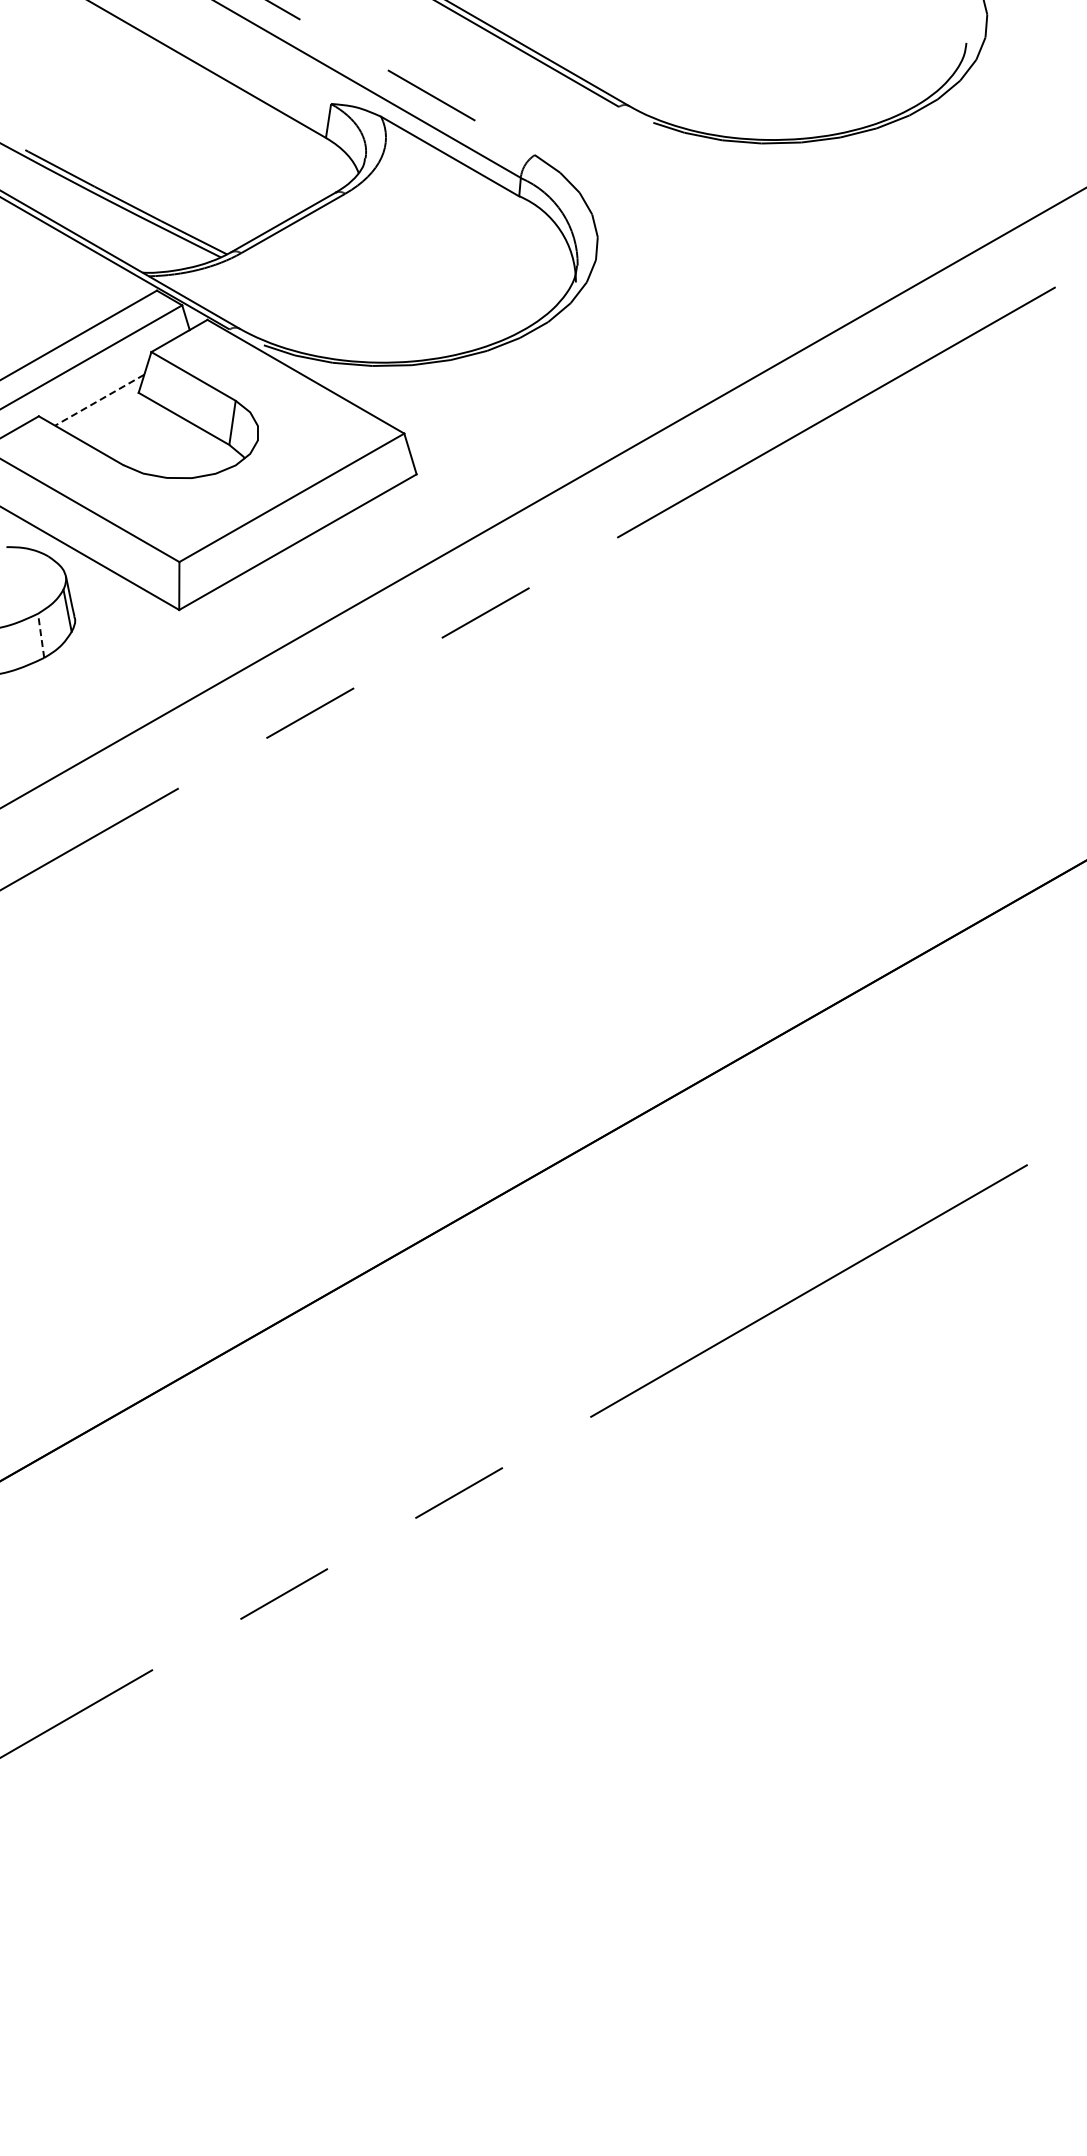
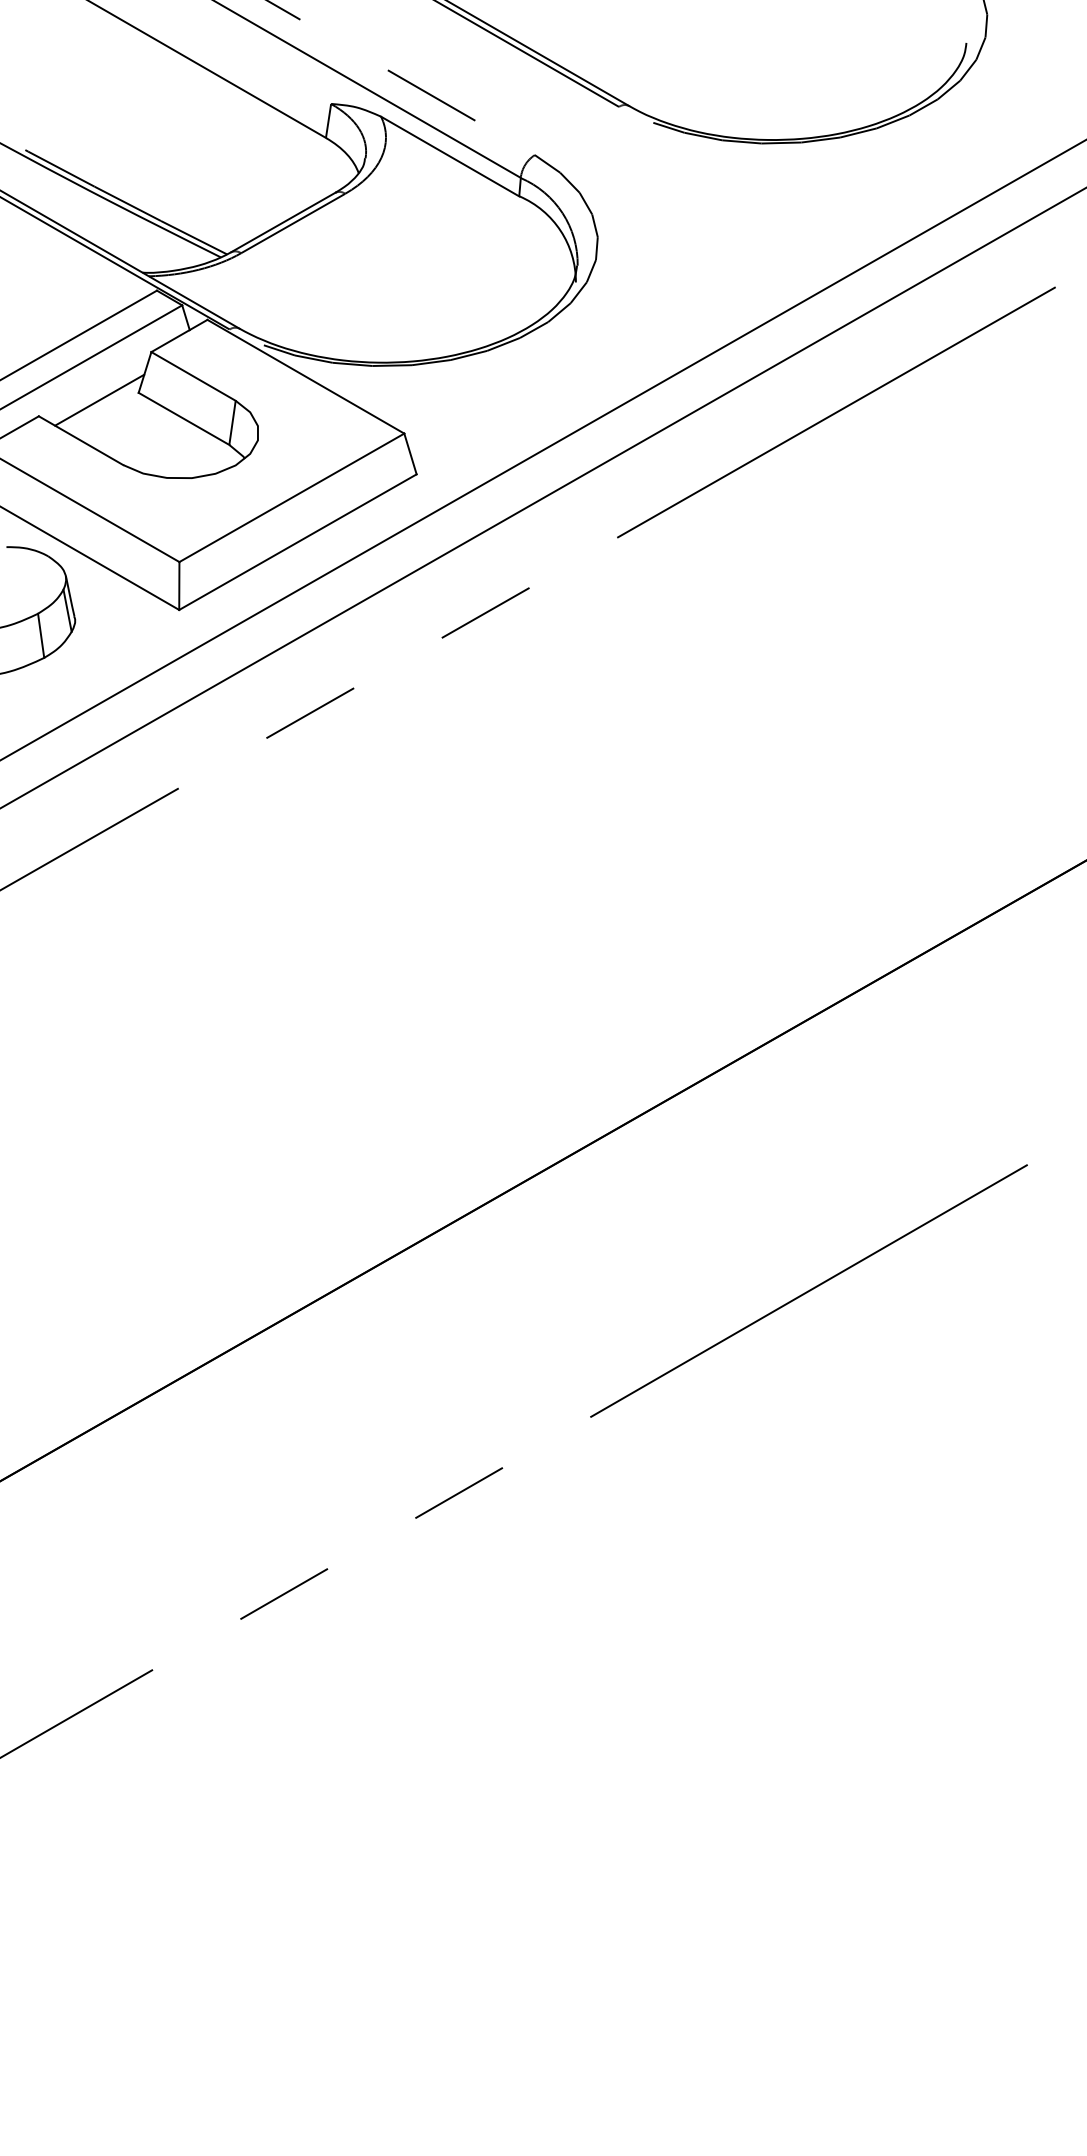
line: dashed -> solid (99, 400)
line: none -> present (542, 450)
line: dashed -> solid (41, 635)
